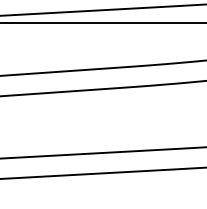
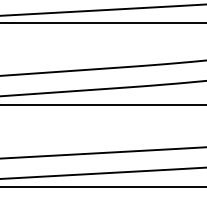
line: none -> present (102, 105)
line: none -> present (102, 186)
